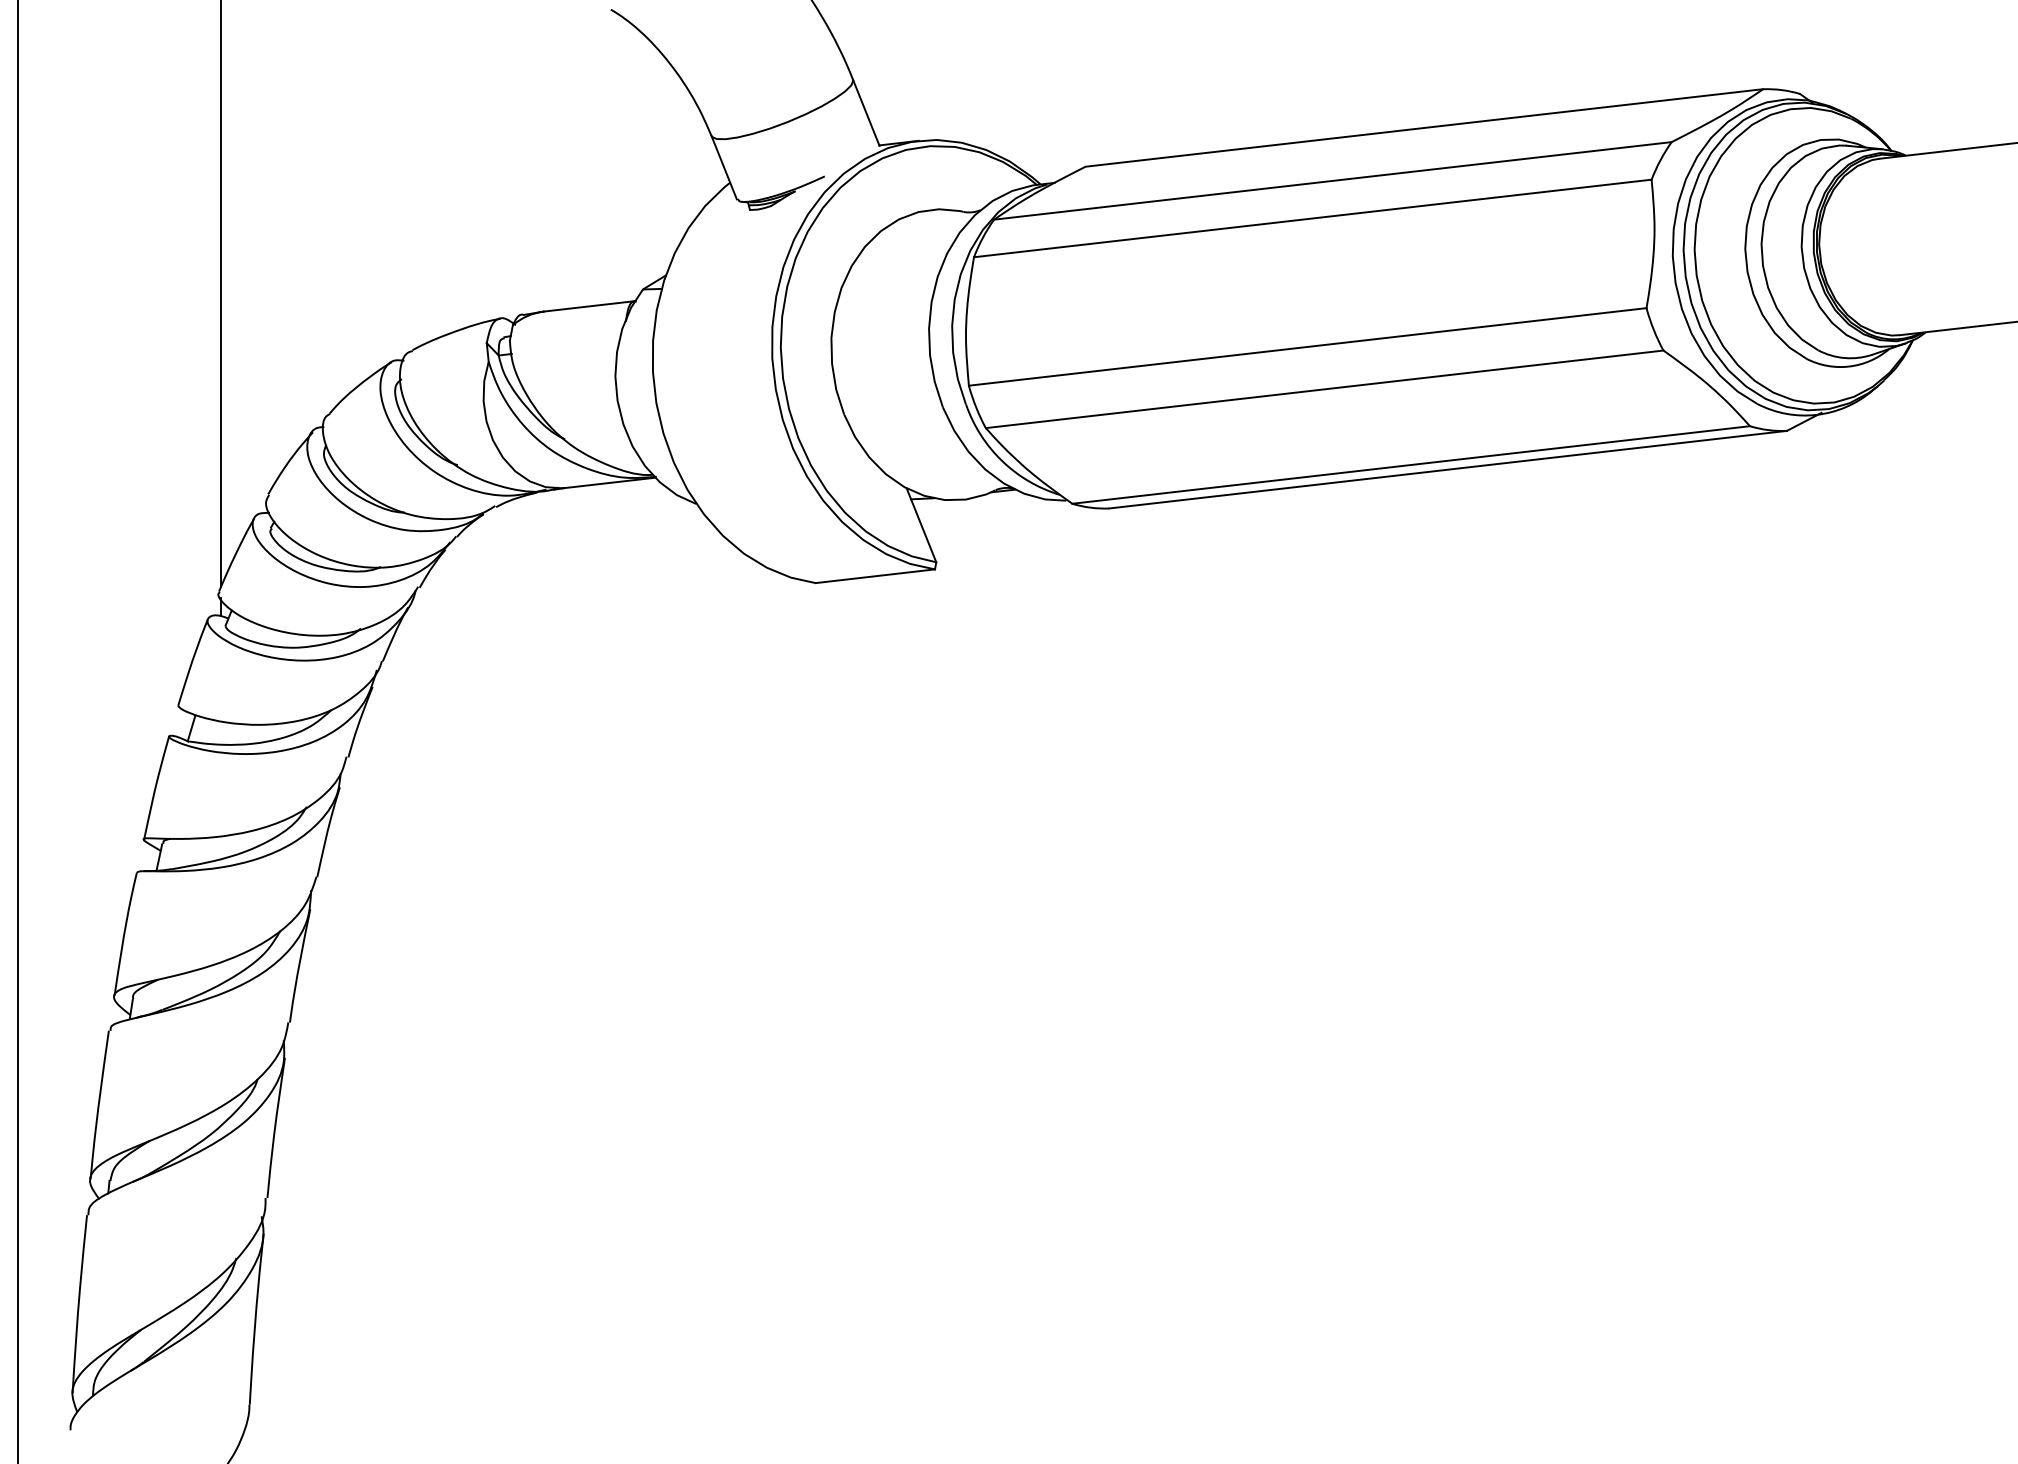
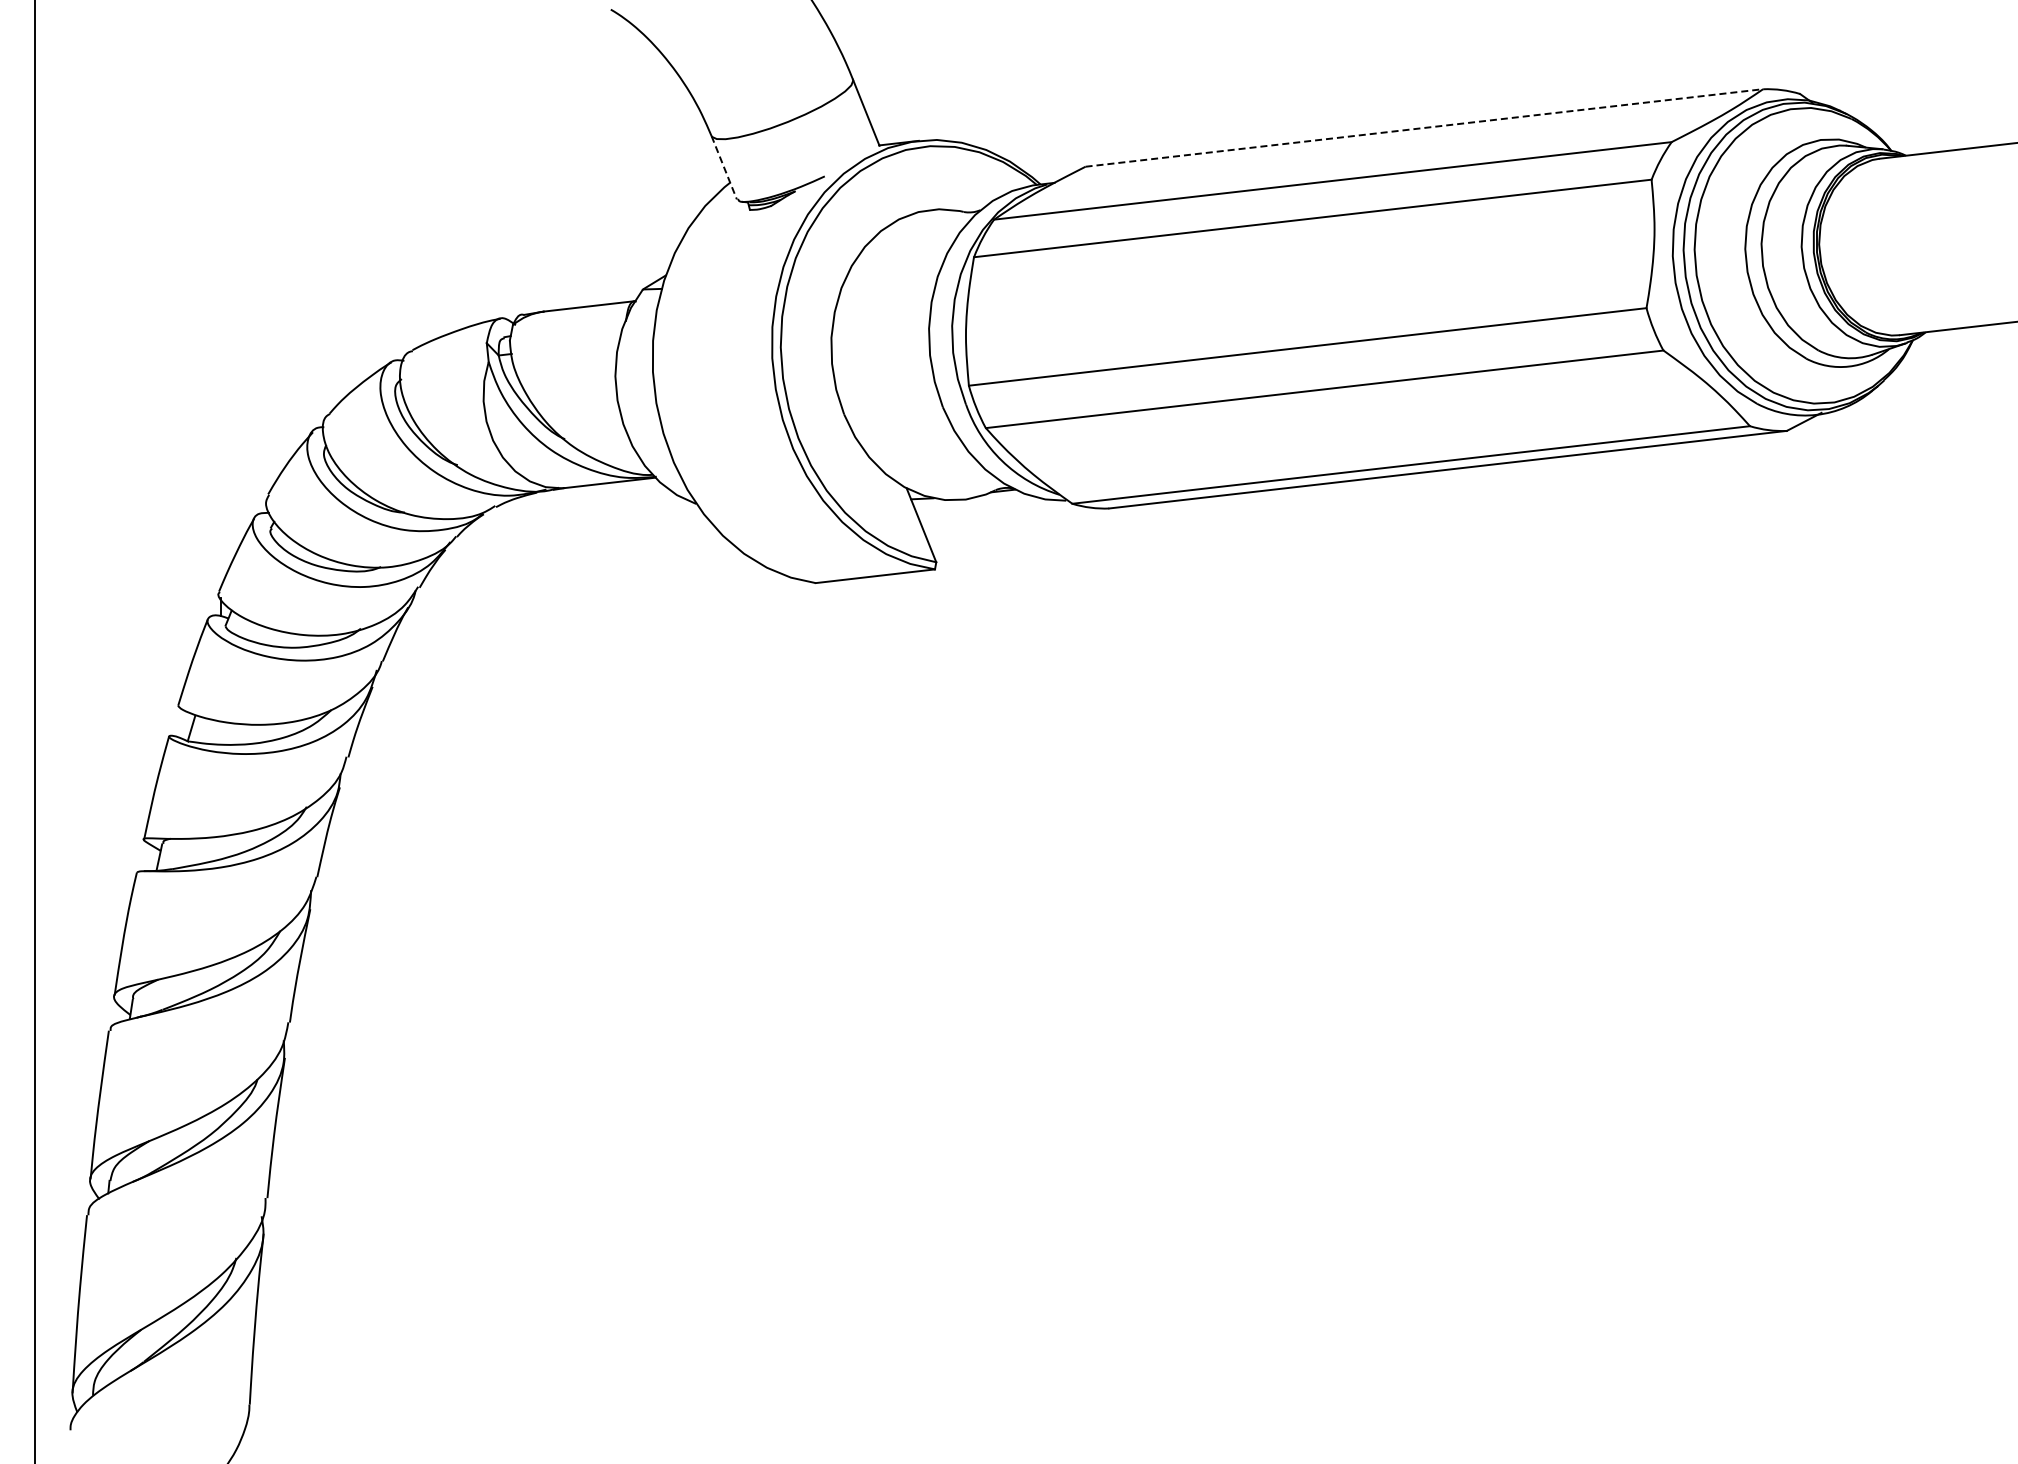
line: solid -> dashed (1424, 127)
line: solid -> dashed (724, 168)
line: present -> none (220, 294)
line position: (17, 731) -> (34, 731) (34, 731)
